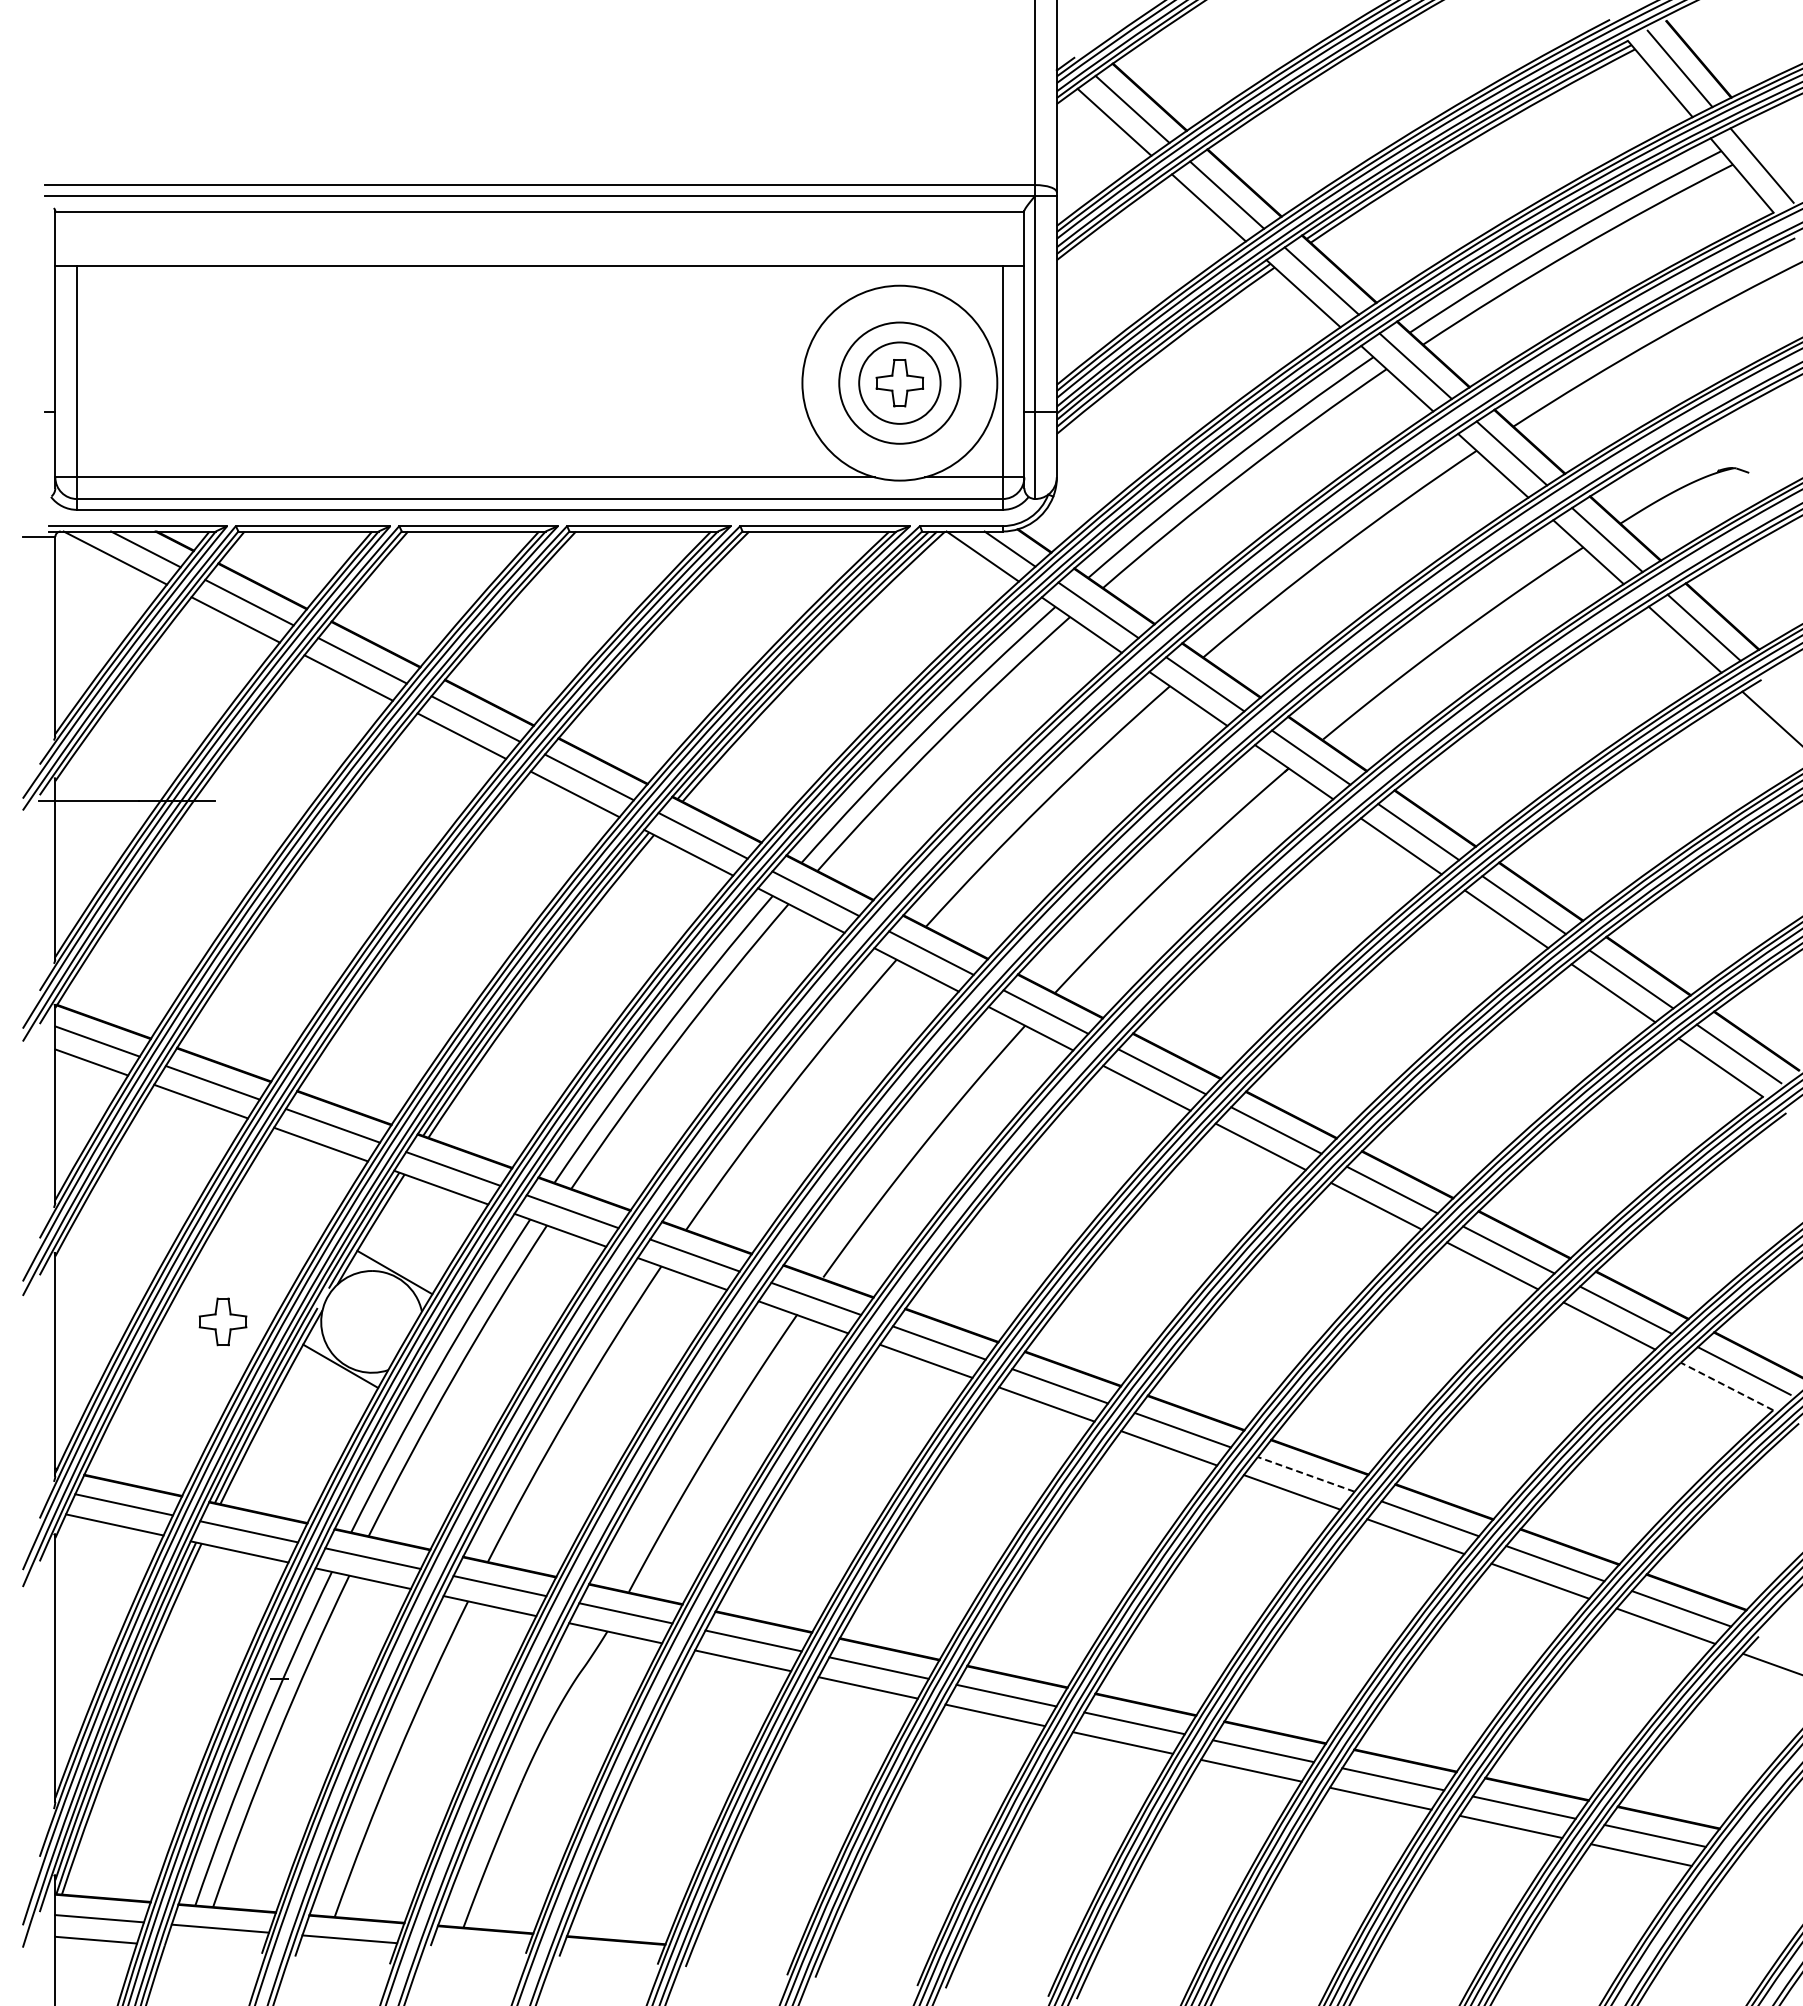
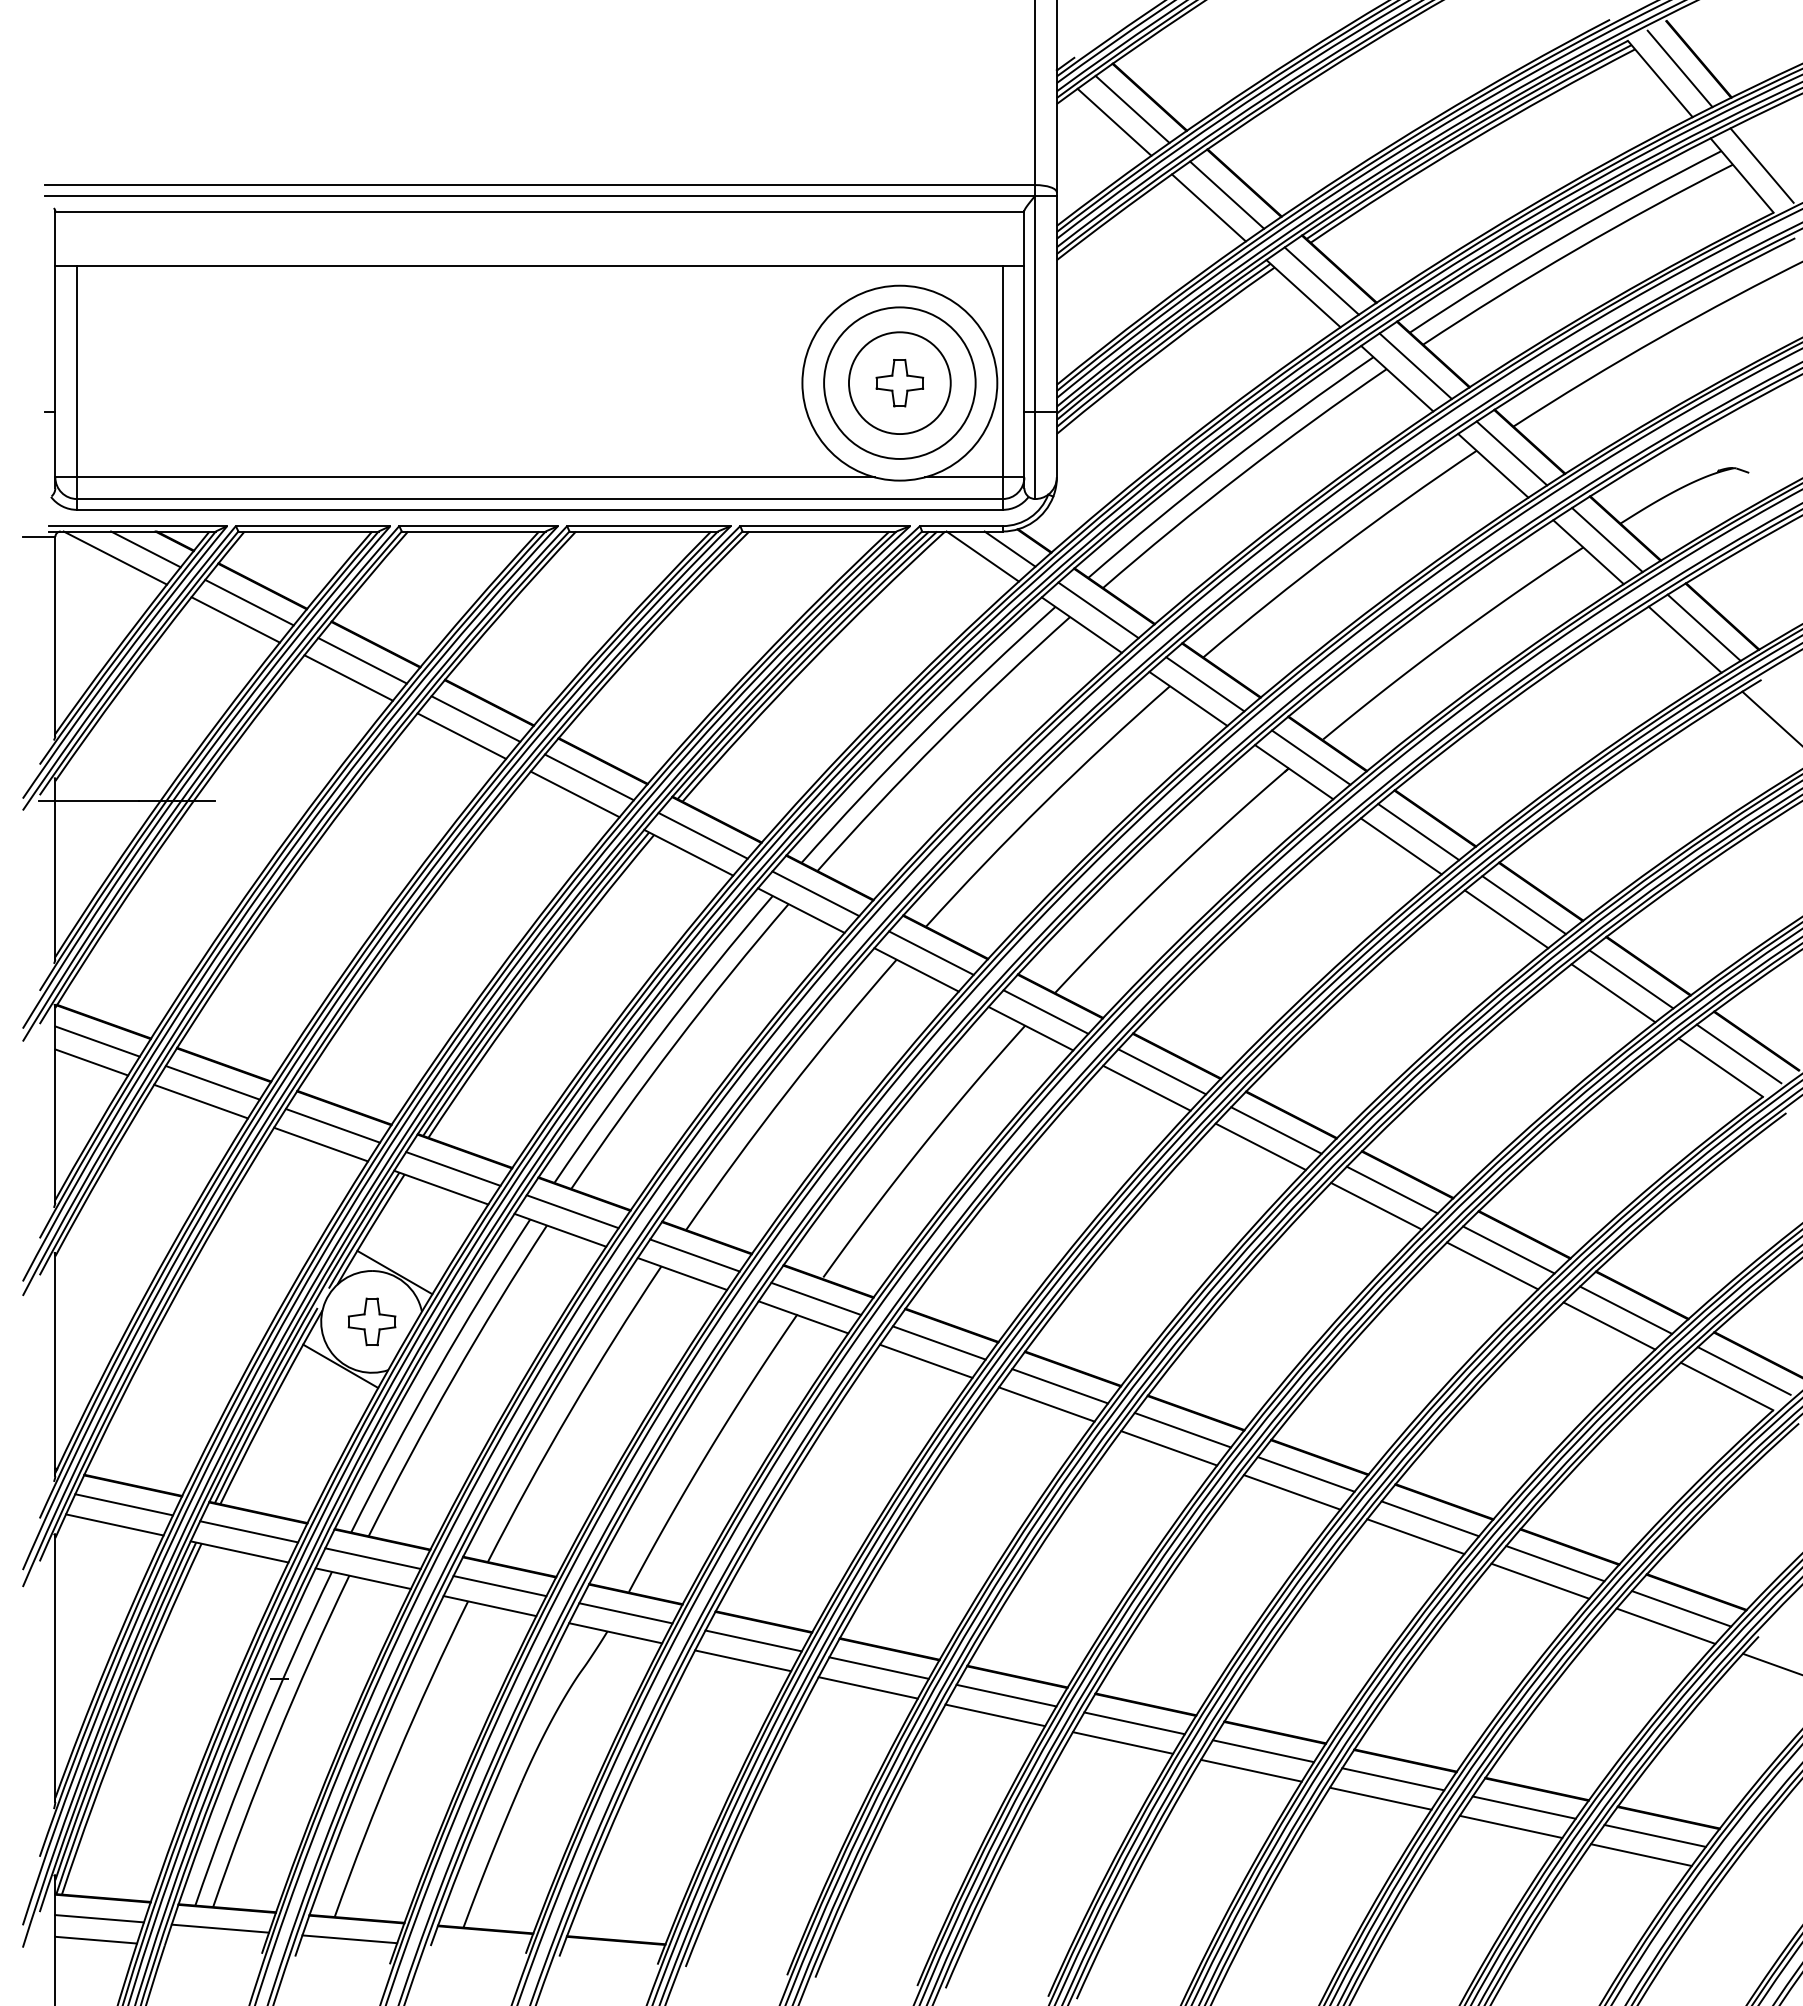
circle diameter: 121 px -> 152 px (899, 382)
circle diameter: 81 px -> 102 px (899, 383)
part position: (222, 1321) -> (371, 1321) (371, 1321)
line: dashed -> solid (1727, 1386)
line: dashed -> solid (1305, 1474)
